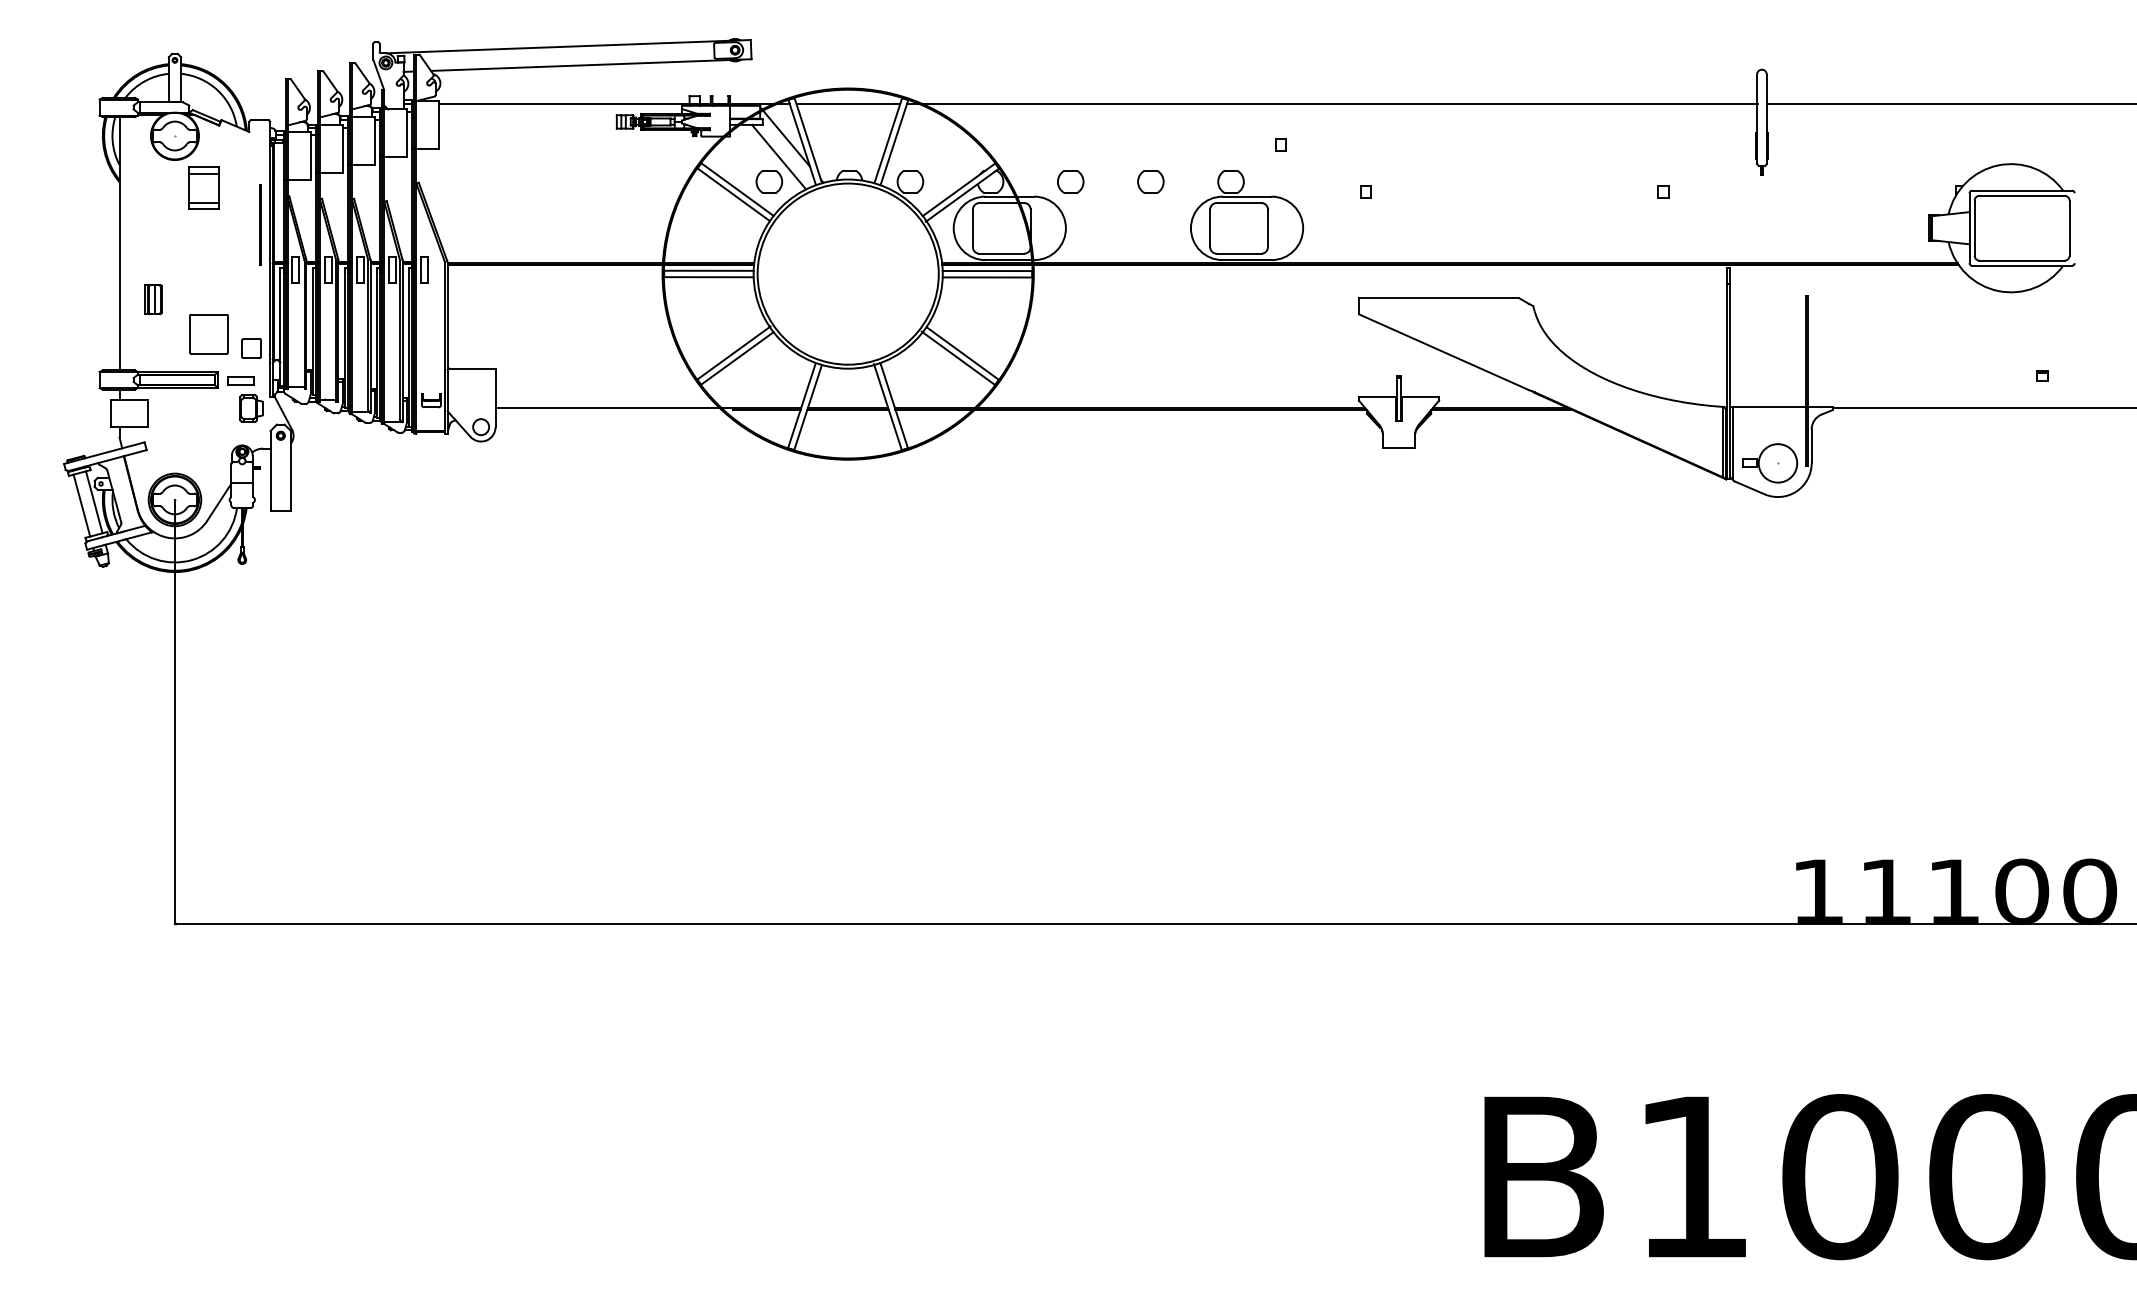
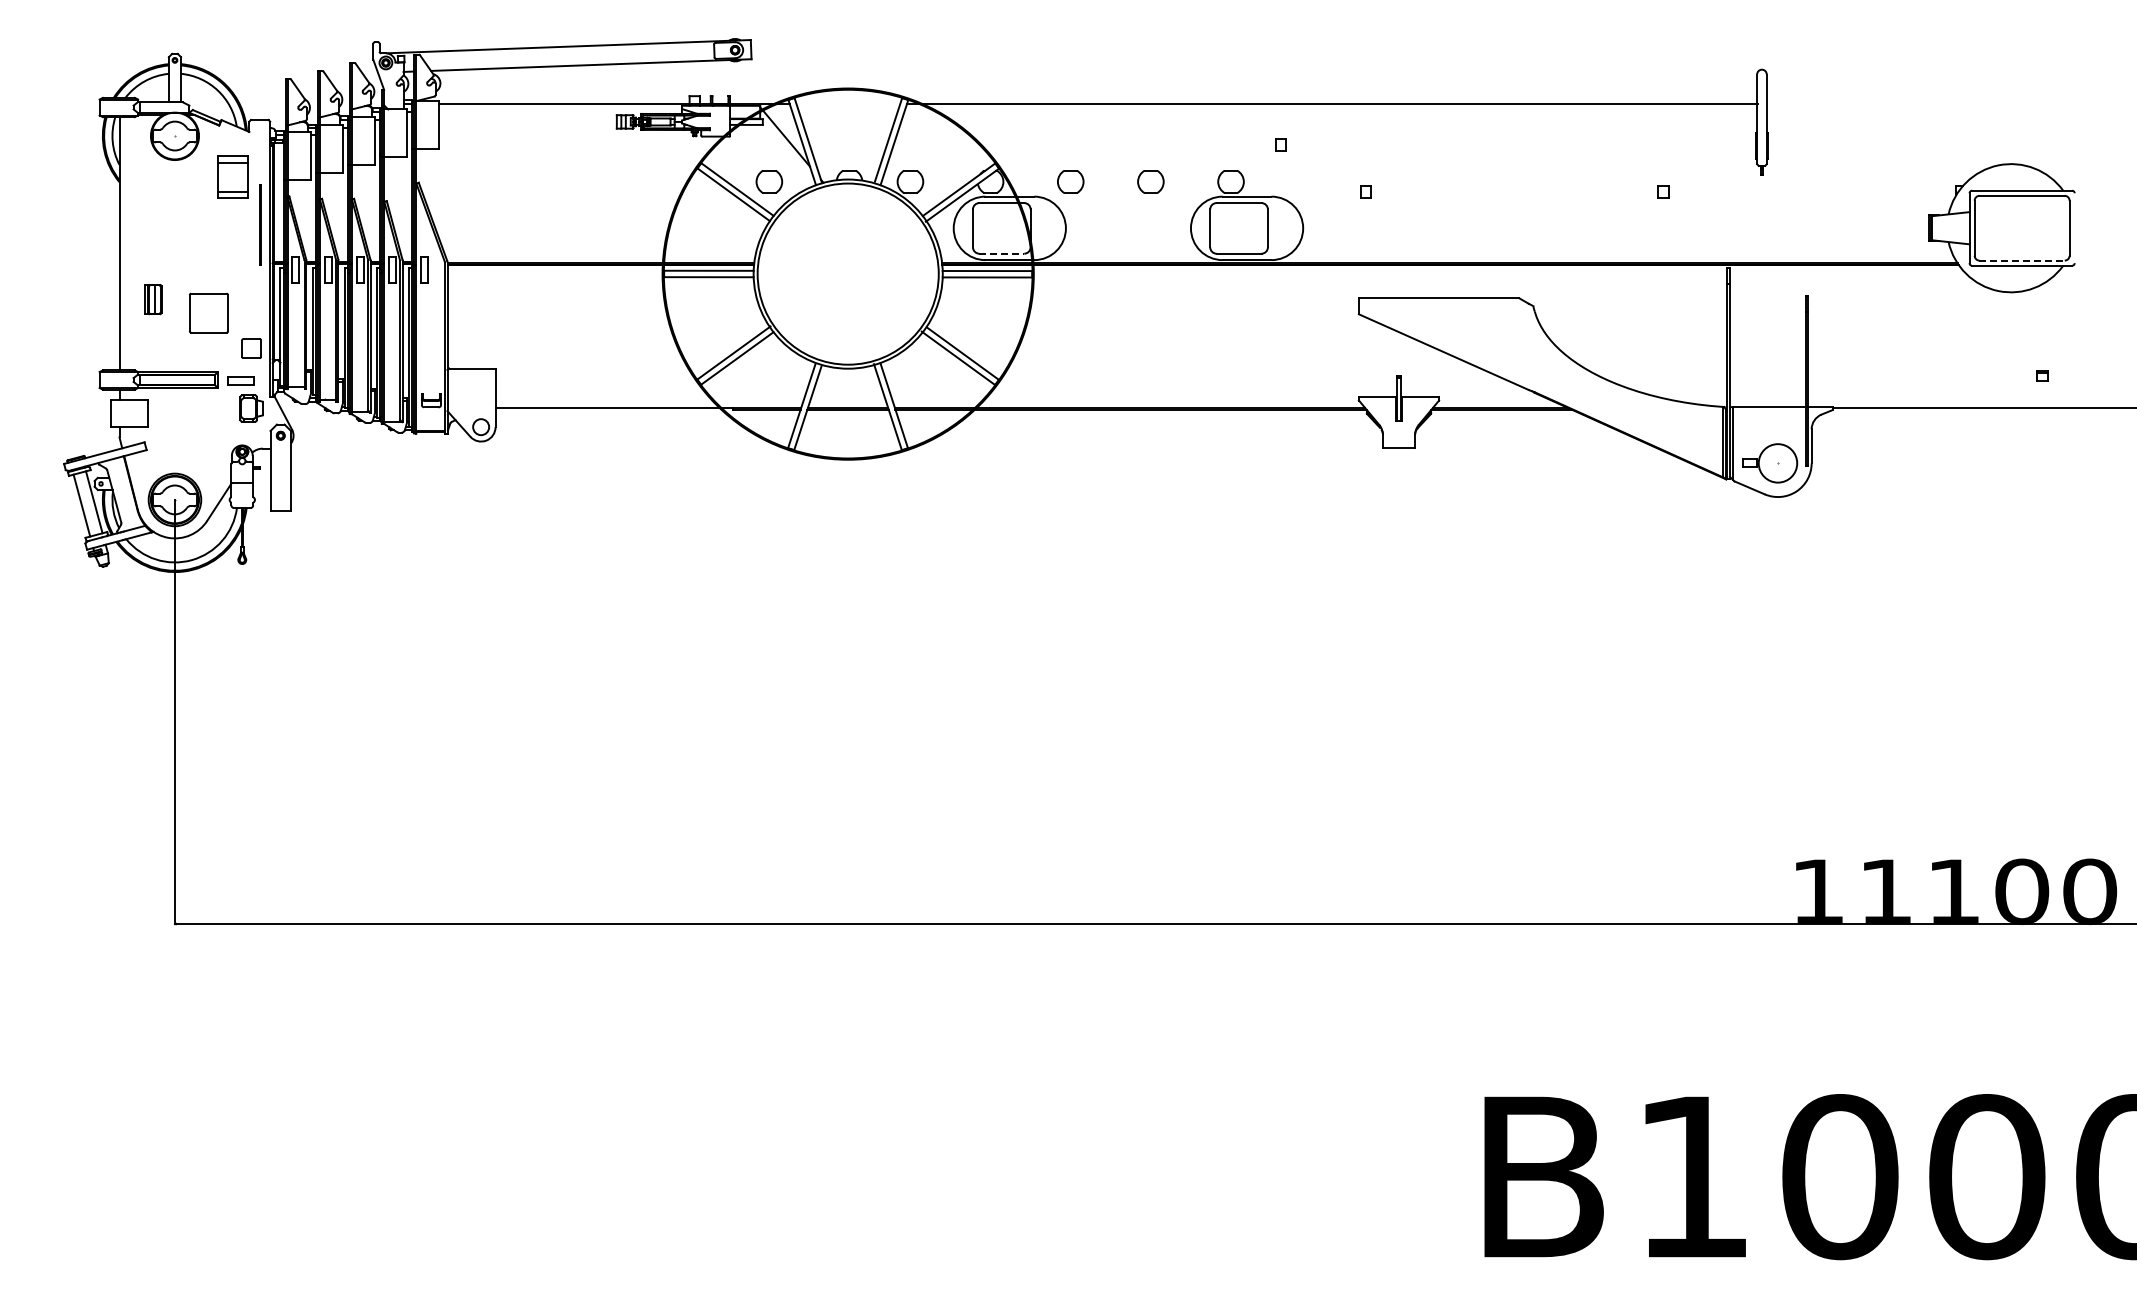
line: present -> none (848, 104)
line: present -> none (1949, 104)
line: present -> none (779, 156)
part position: (203, 187) -> (232, 176) (232, 176)
line: solid -> dashed (1002, 253)
line: solid -> dashed (2022, 260)
part position: (208, 333) -> (208, 312) (208, 312)
